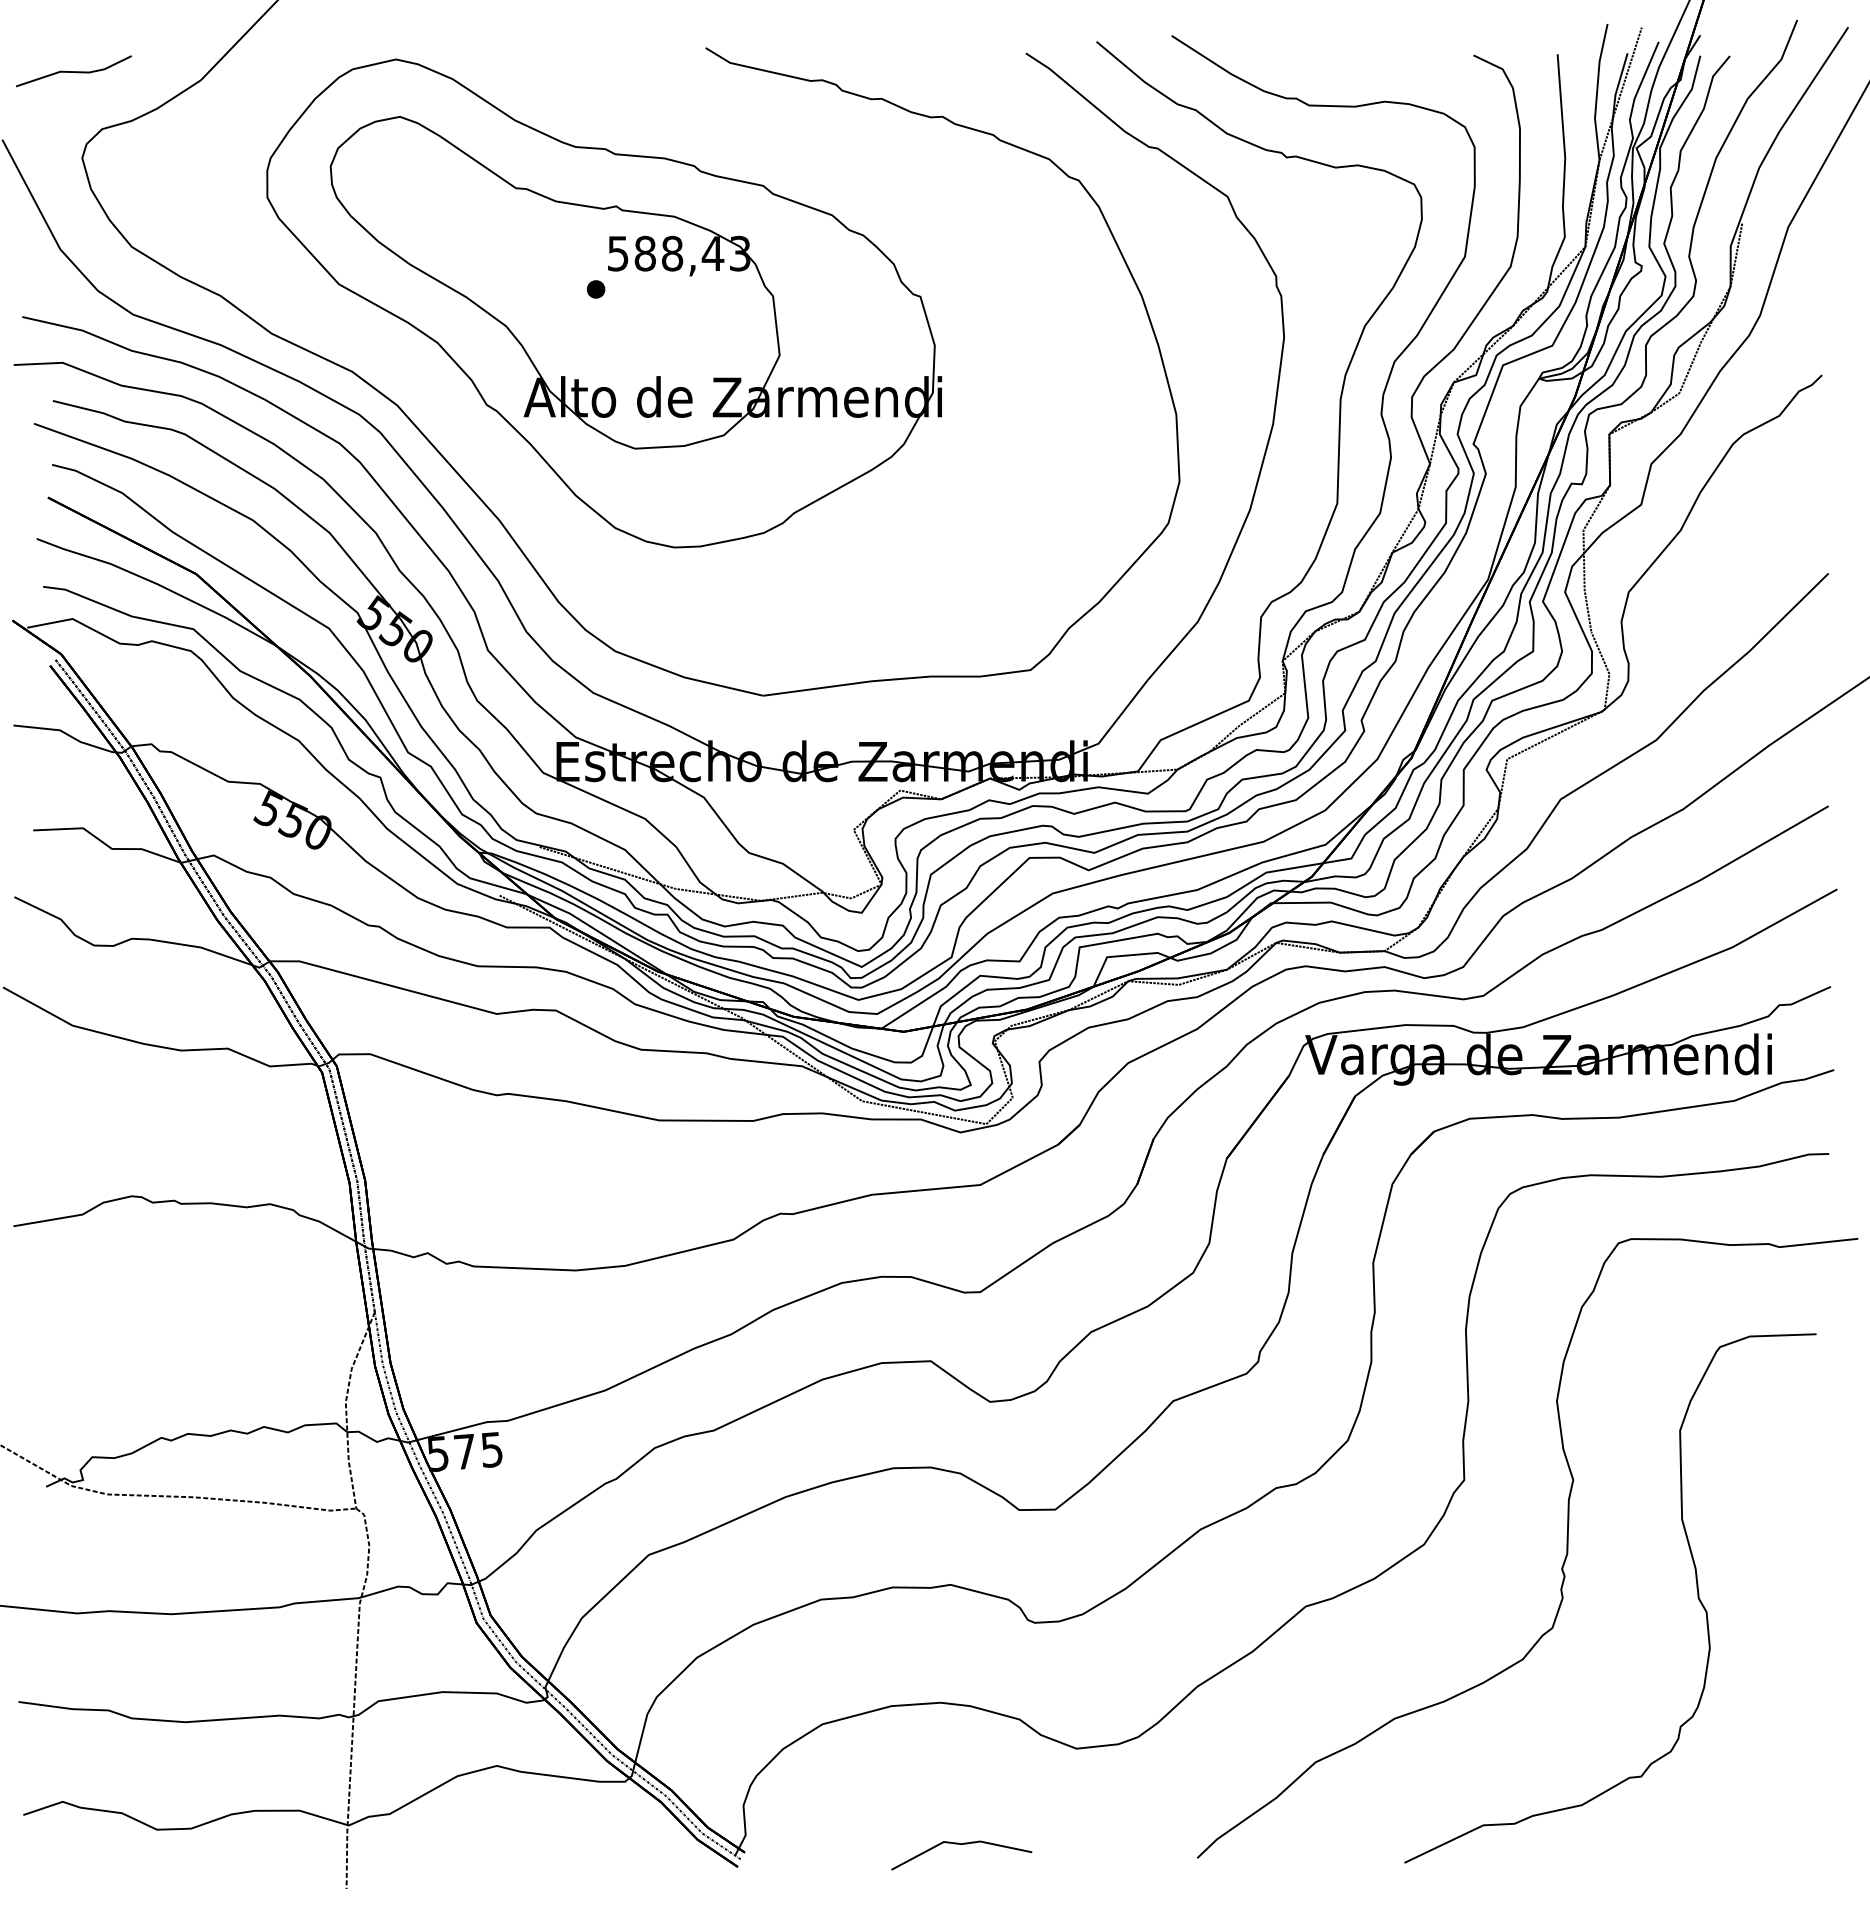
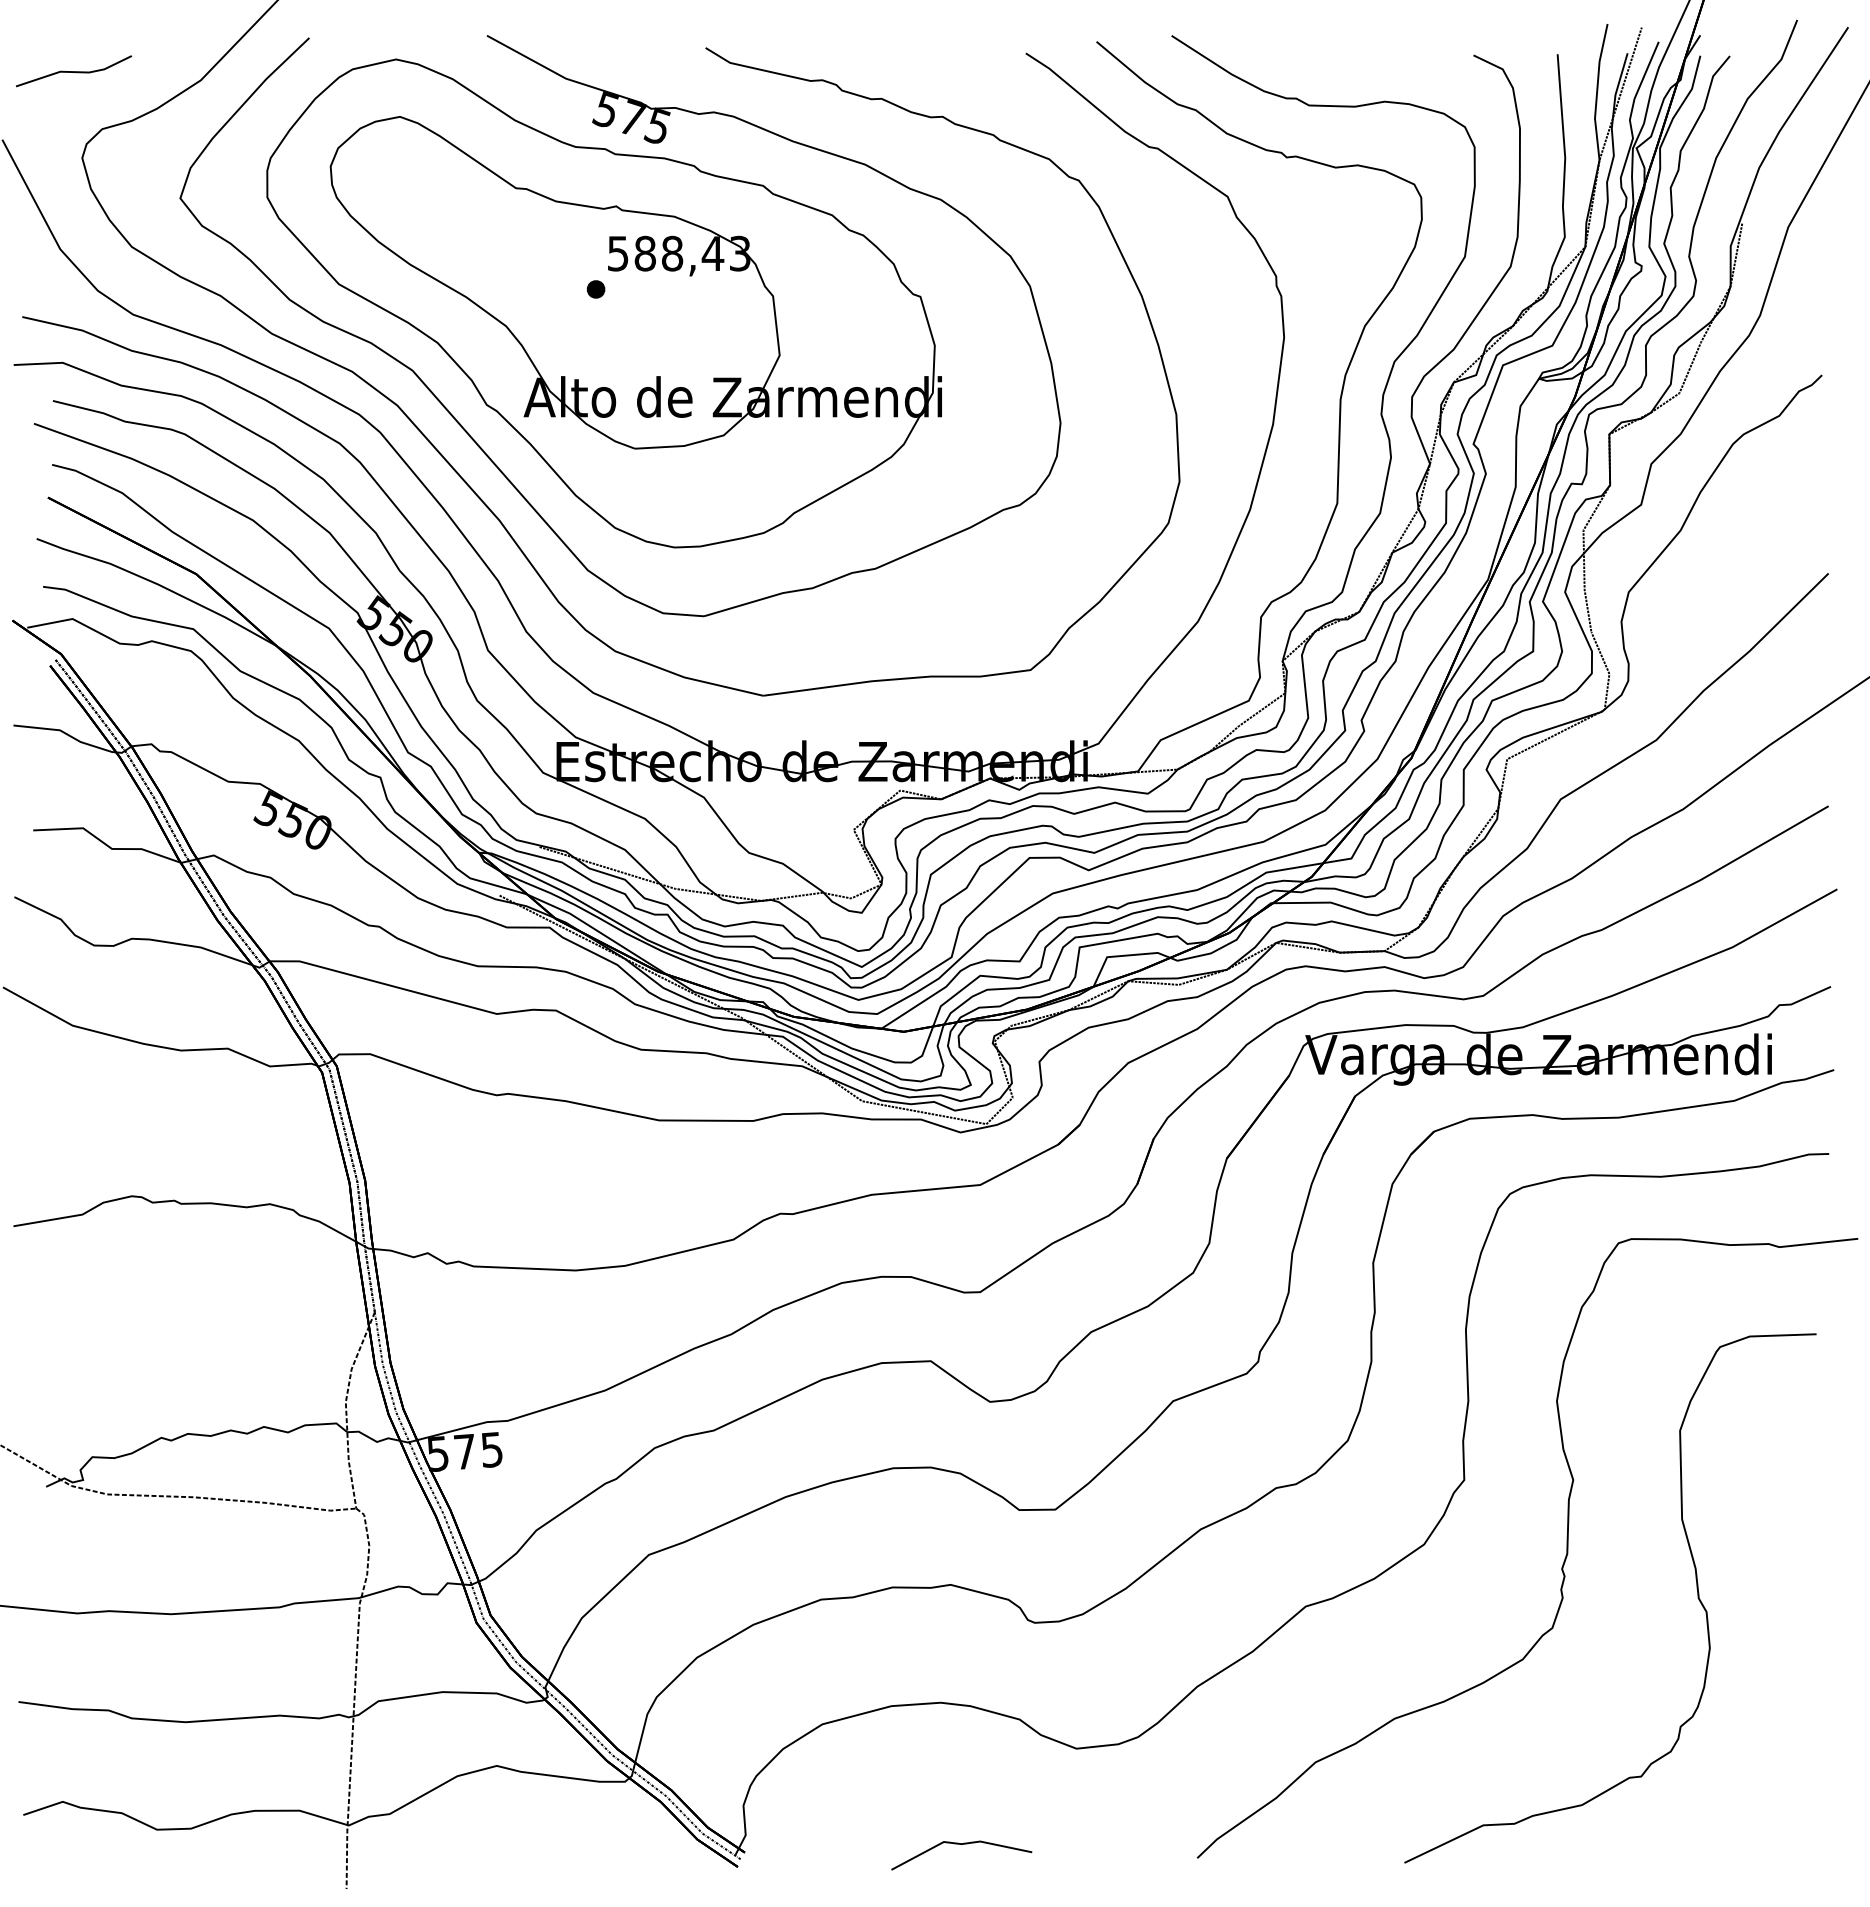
part: none -> present (483, 449)
